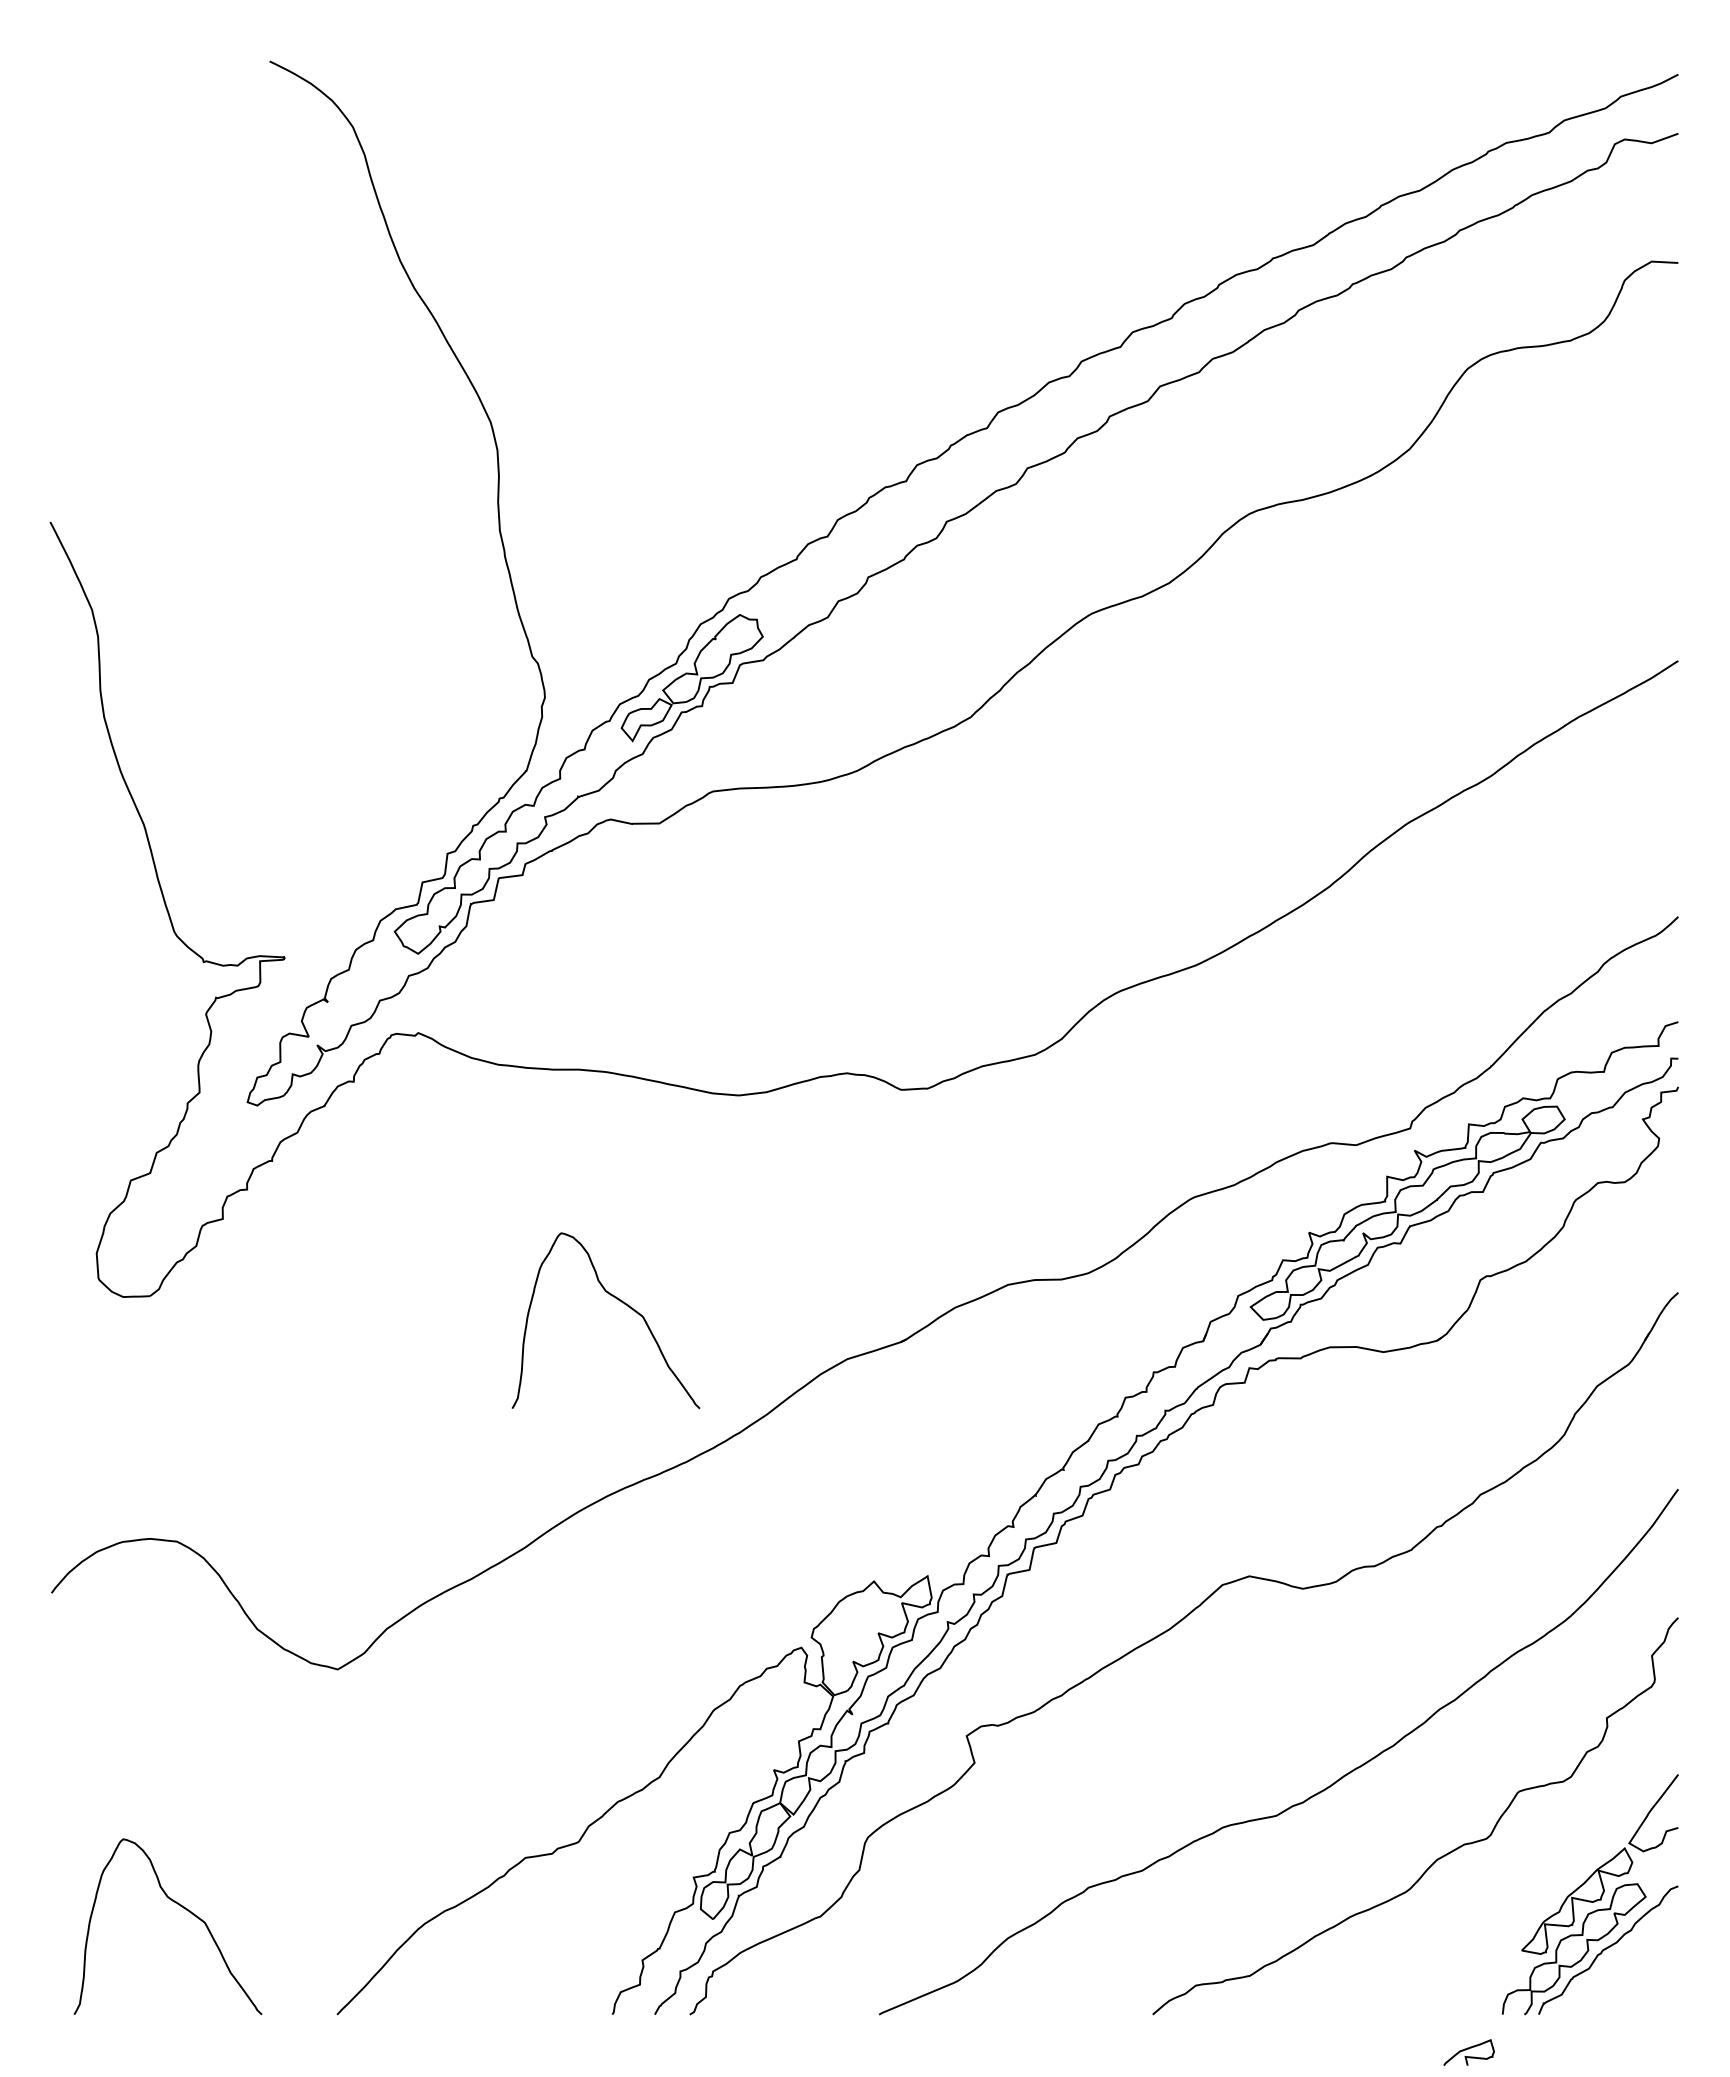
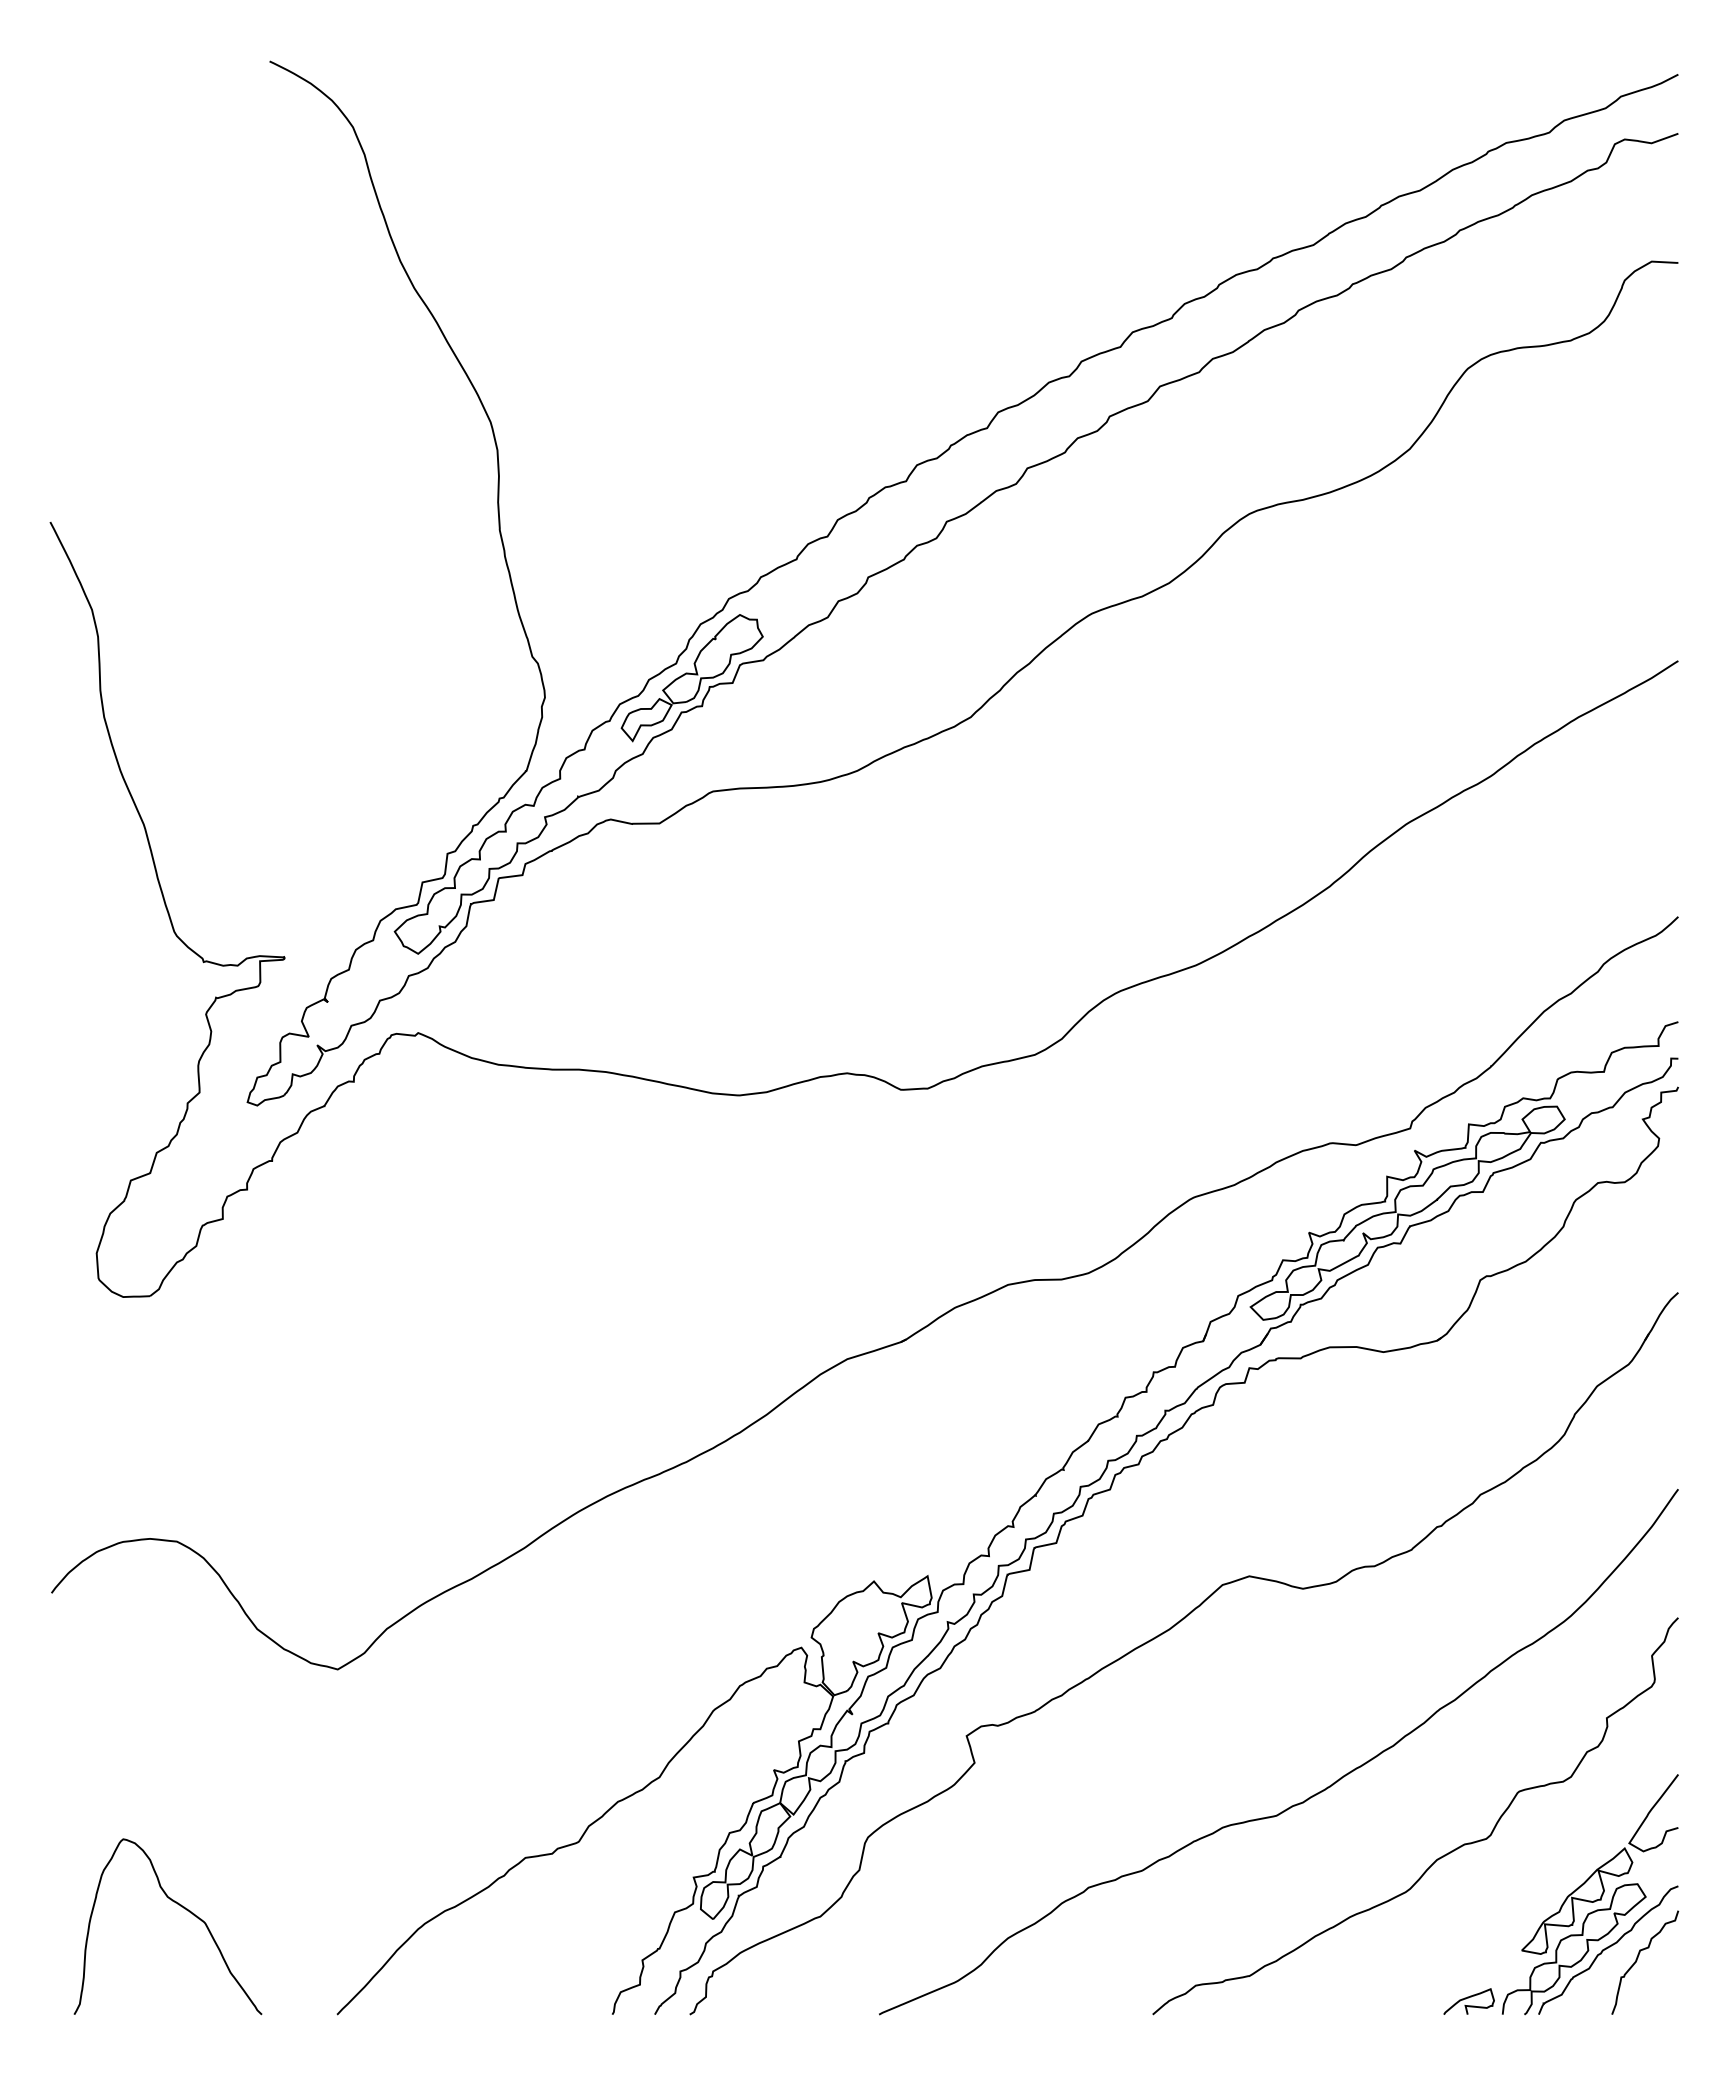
curve: present -> none (618, 1300)
curve: none -> present (1638, 1958)
curve position: (1466, 2050) -> (1466, 1999) (1466, 1999)
